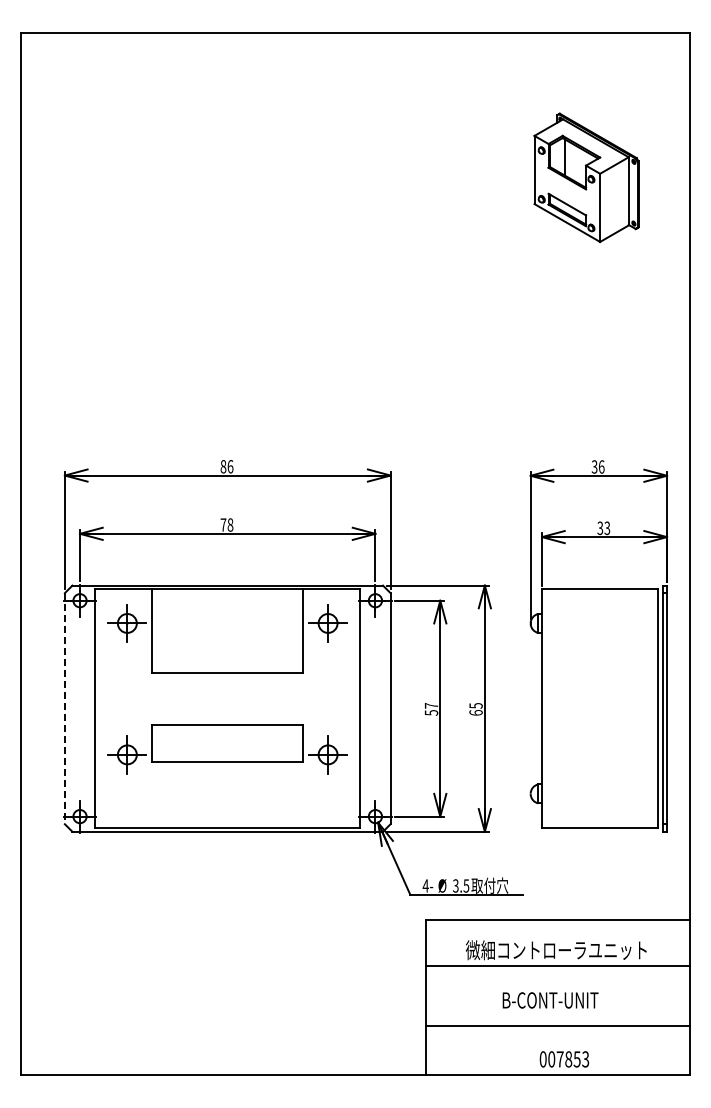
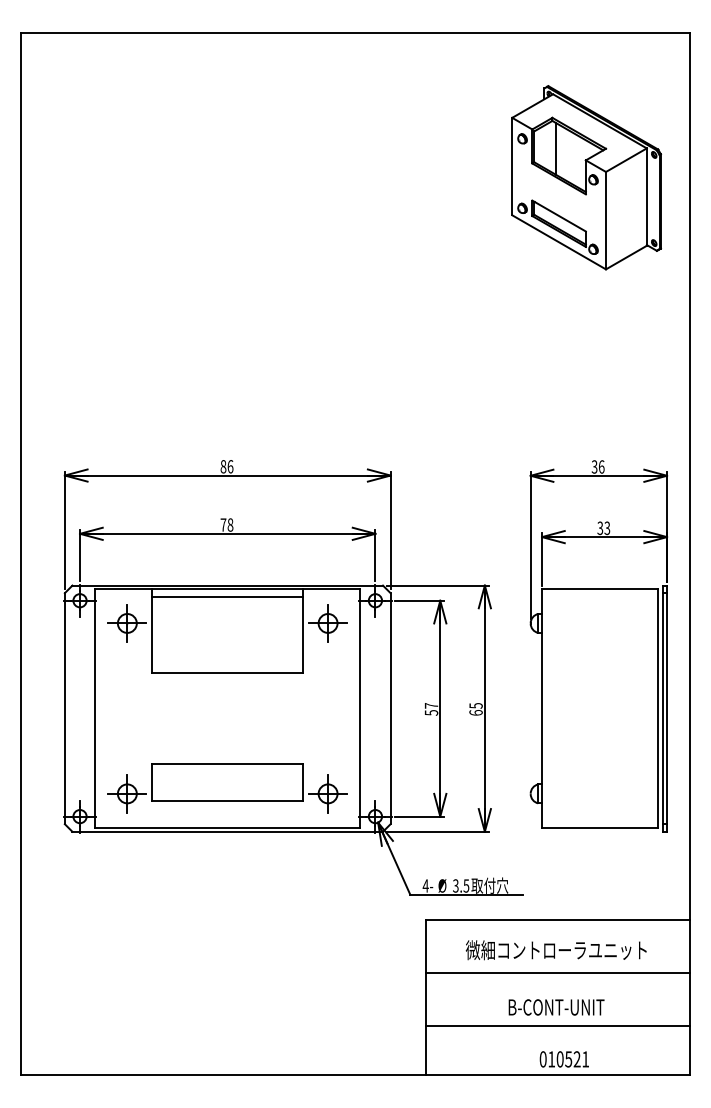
part size: 107x131 px -> 151x186 px (586, 177)
line: none -> present (227, 596)
line: dashed -> solid (64, 708)
part position: (227, 749) -> (227, 788) (227, 788)
line position: (557, 966) -> (557, 973) (557, 973)
text position: (550, 1000) -> (556, 1007) (556, 1007)
text: 007853 -> 010521 (568, 1059)
